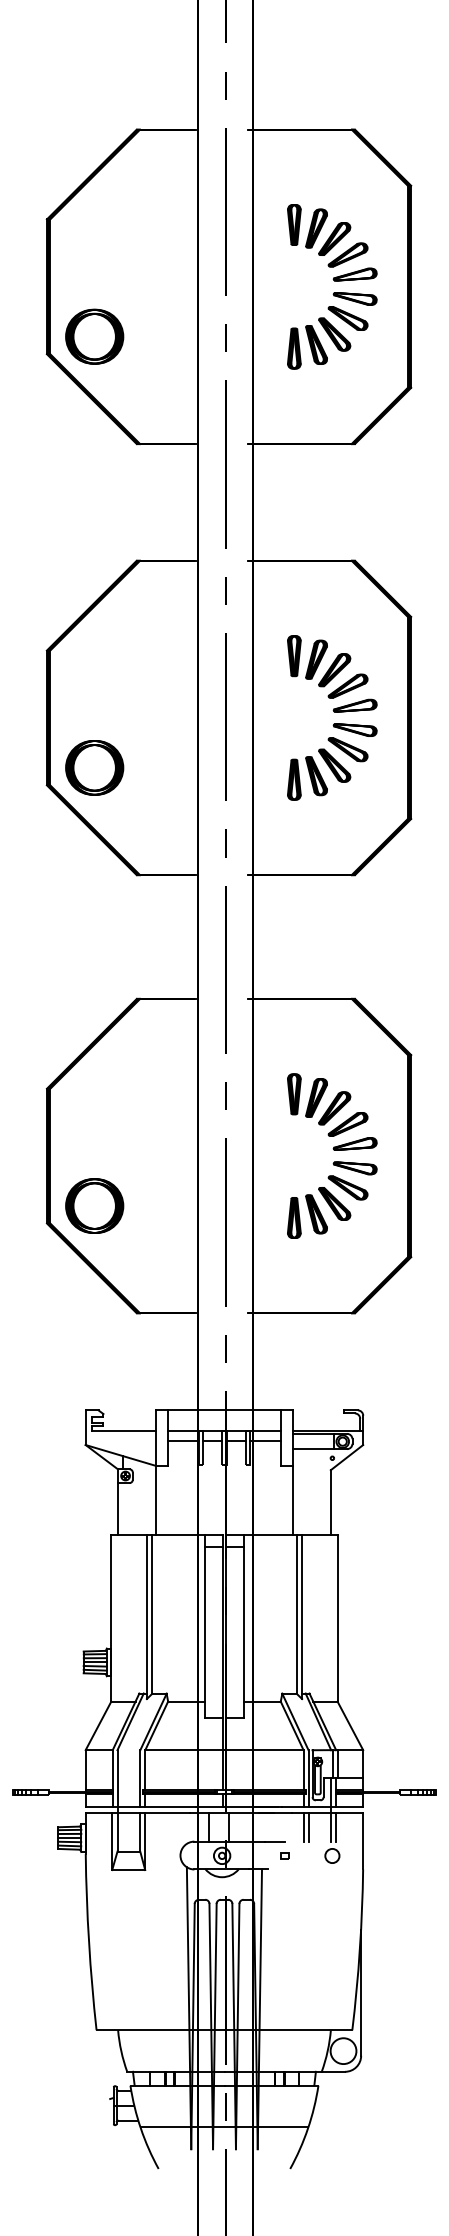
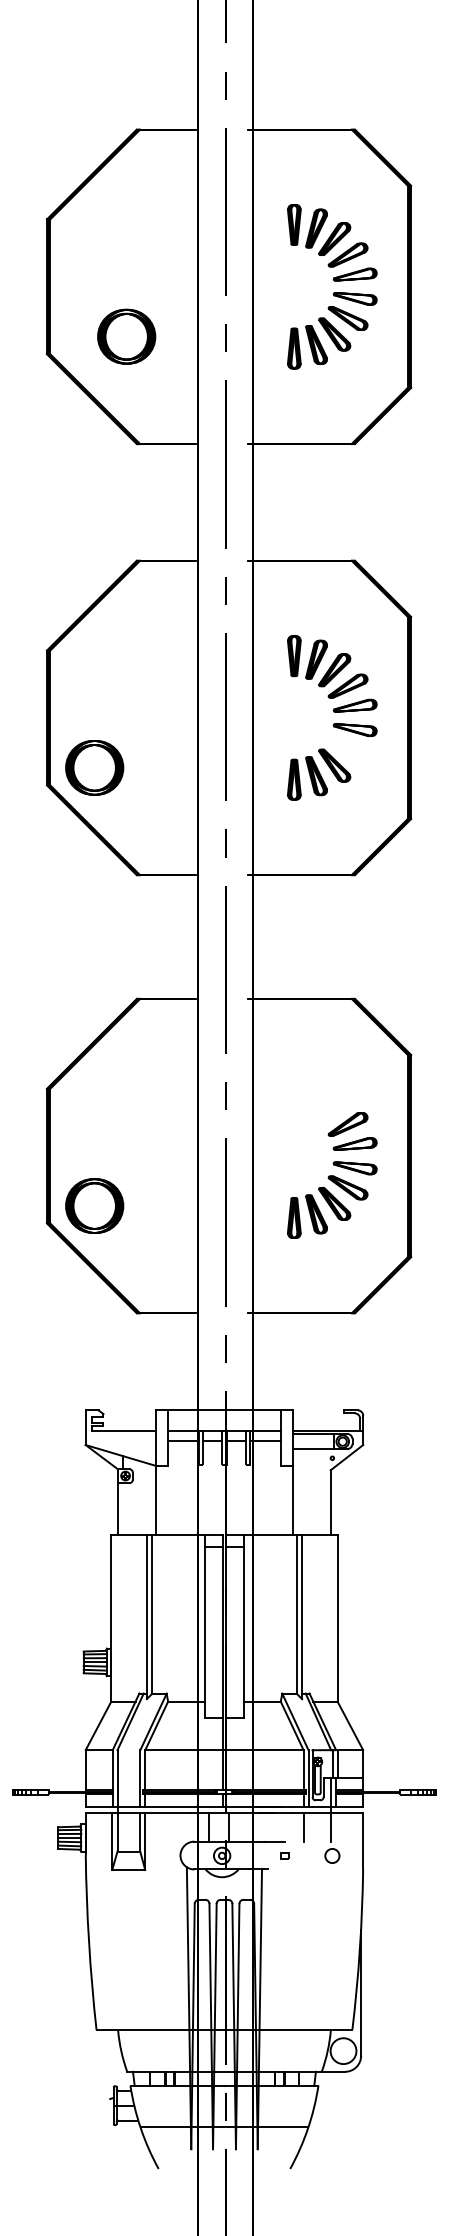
part position: (94, 336) -> (126, 336) (126, 336)
part: present -> none (347, 749)
part: present -> none (319, 1099)
line: present -> none (308, 1827)
line: present -> none (335, 1827)
